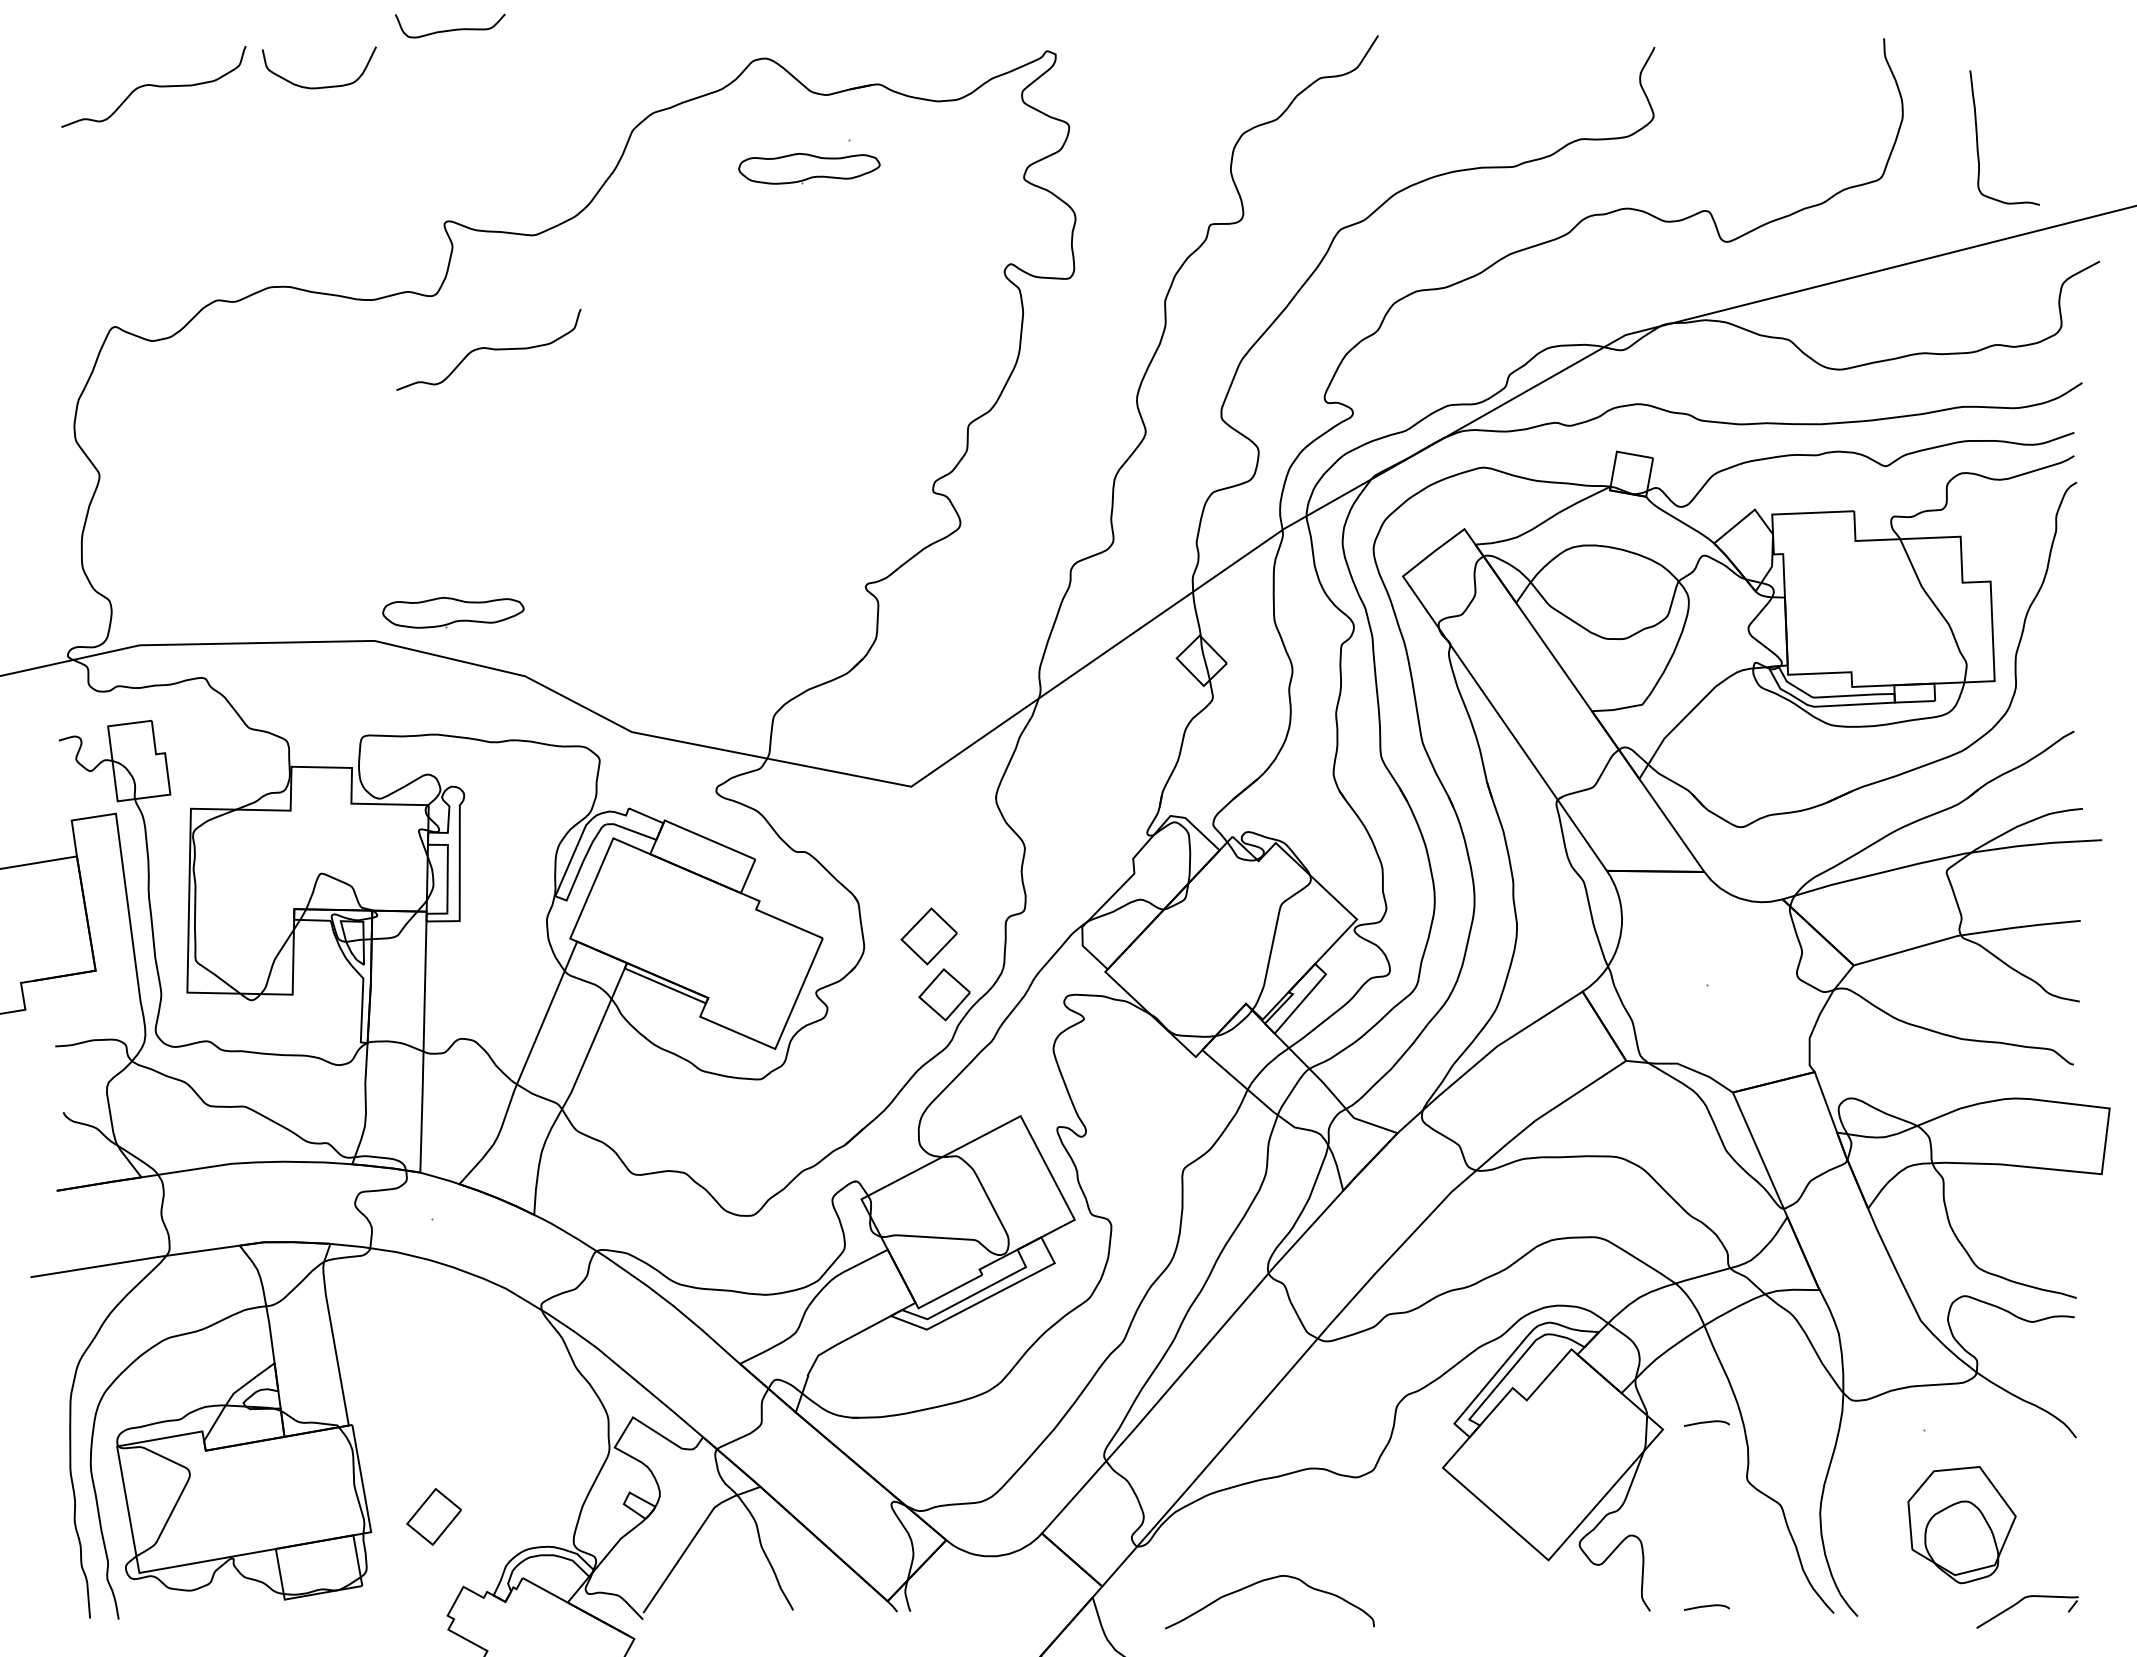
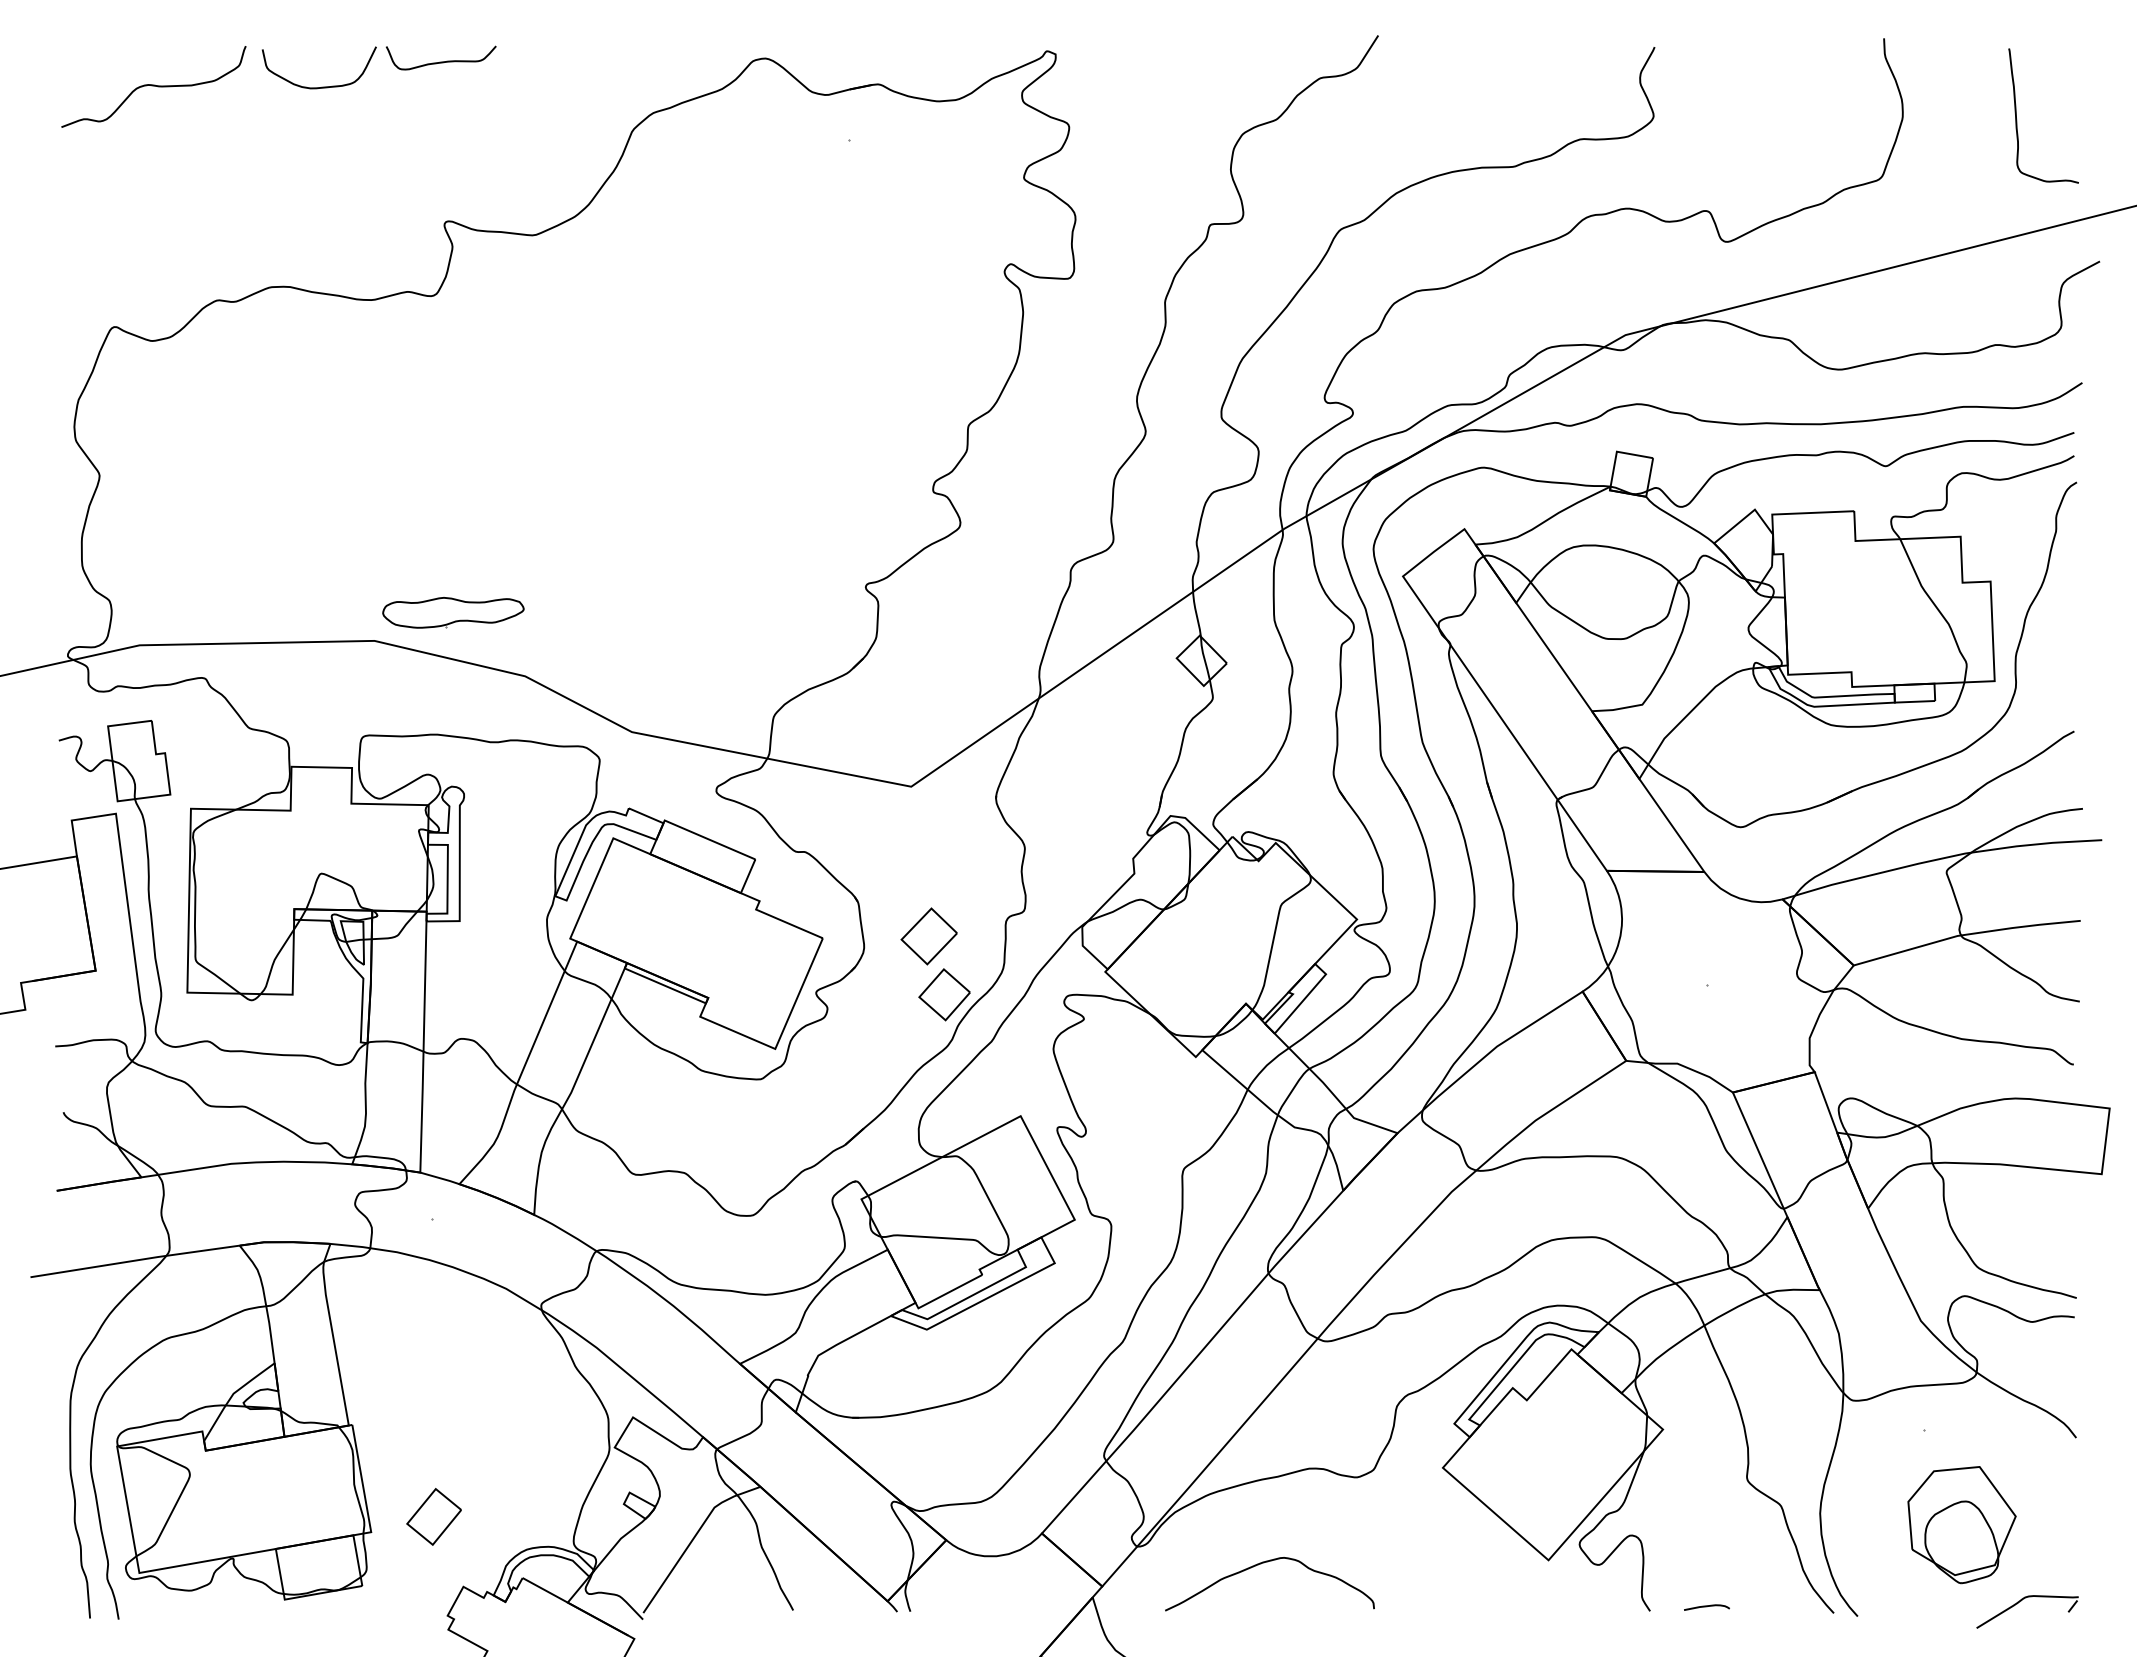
curve position: (449, 29) -> (440, 61) (440, 61)
curve position: (1978, 141) -> (2017, 119) (2017, 119)
part: present -> none (809, 168)
curve: present -> none (488, 349)
curve: present -> none (1706, 1423)
curve position: (1261, 1582) -> (1261, 1564) (1261, 1564)
